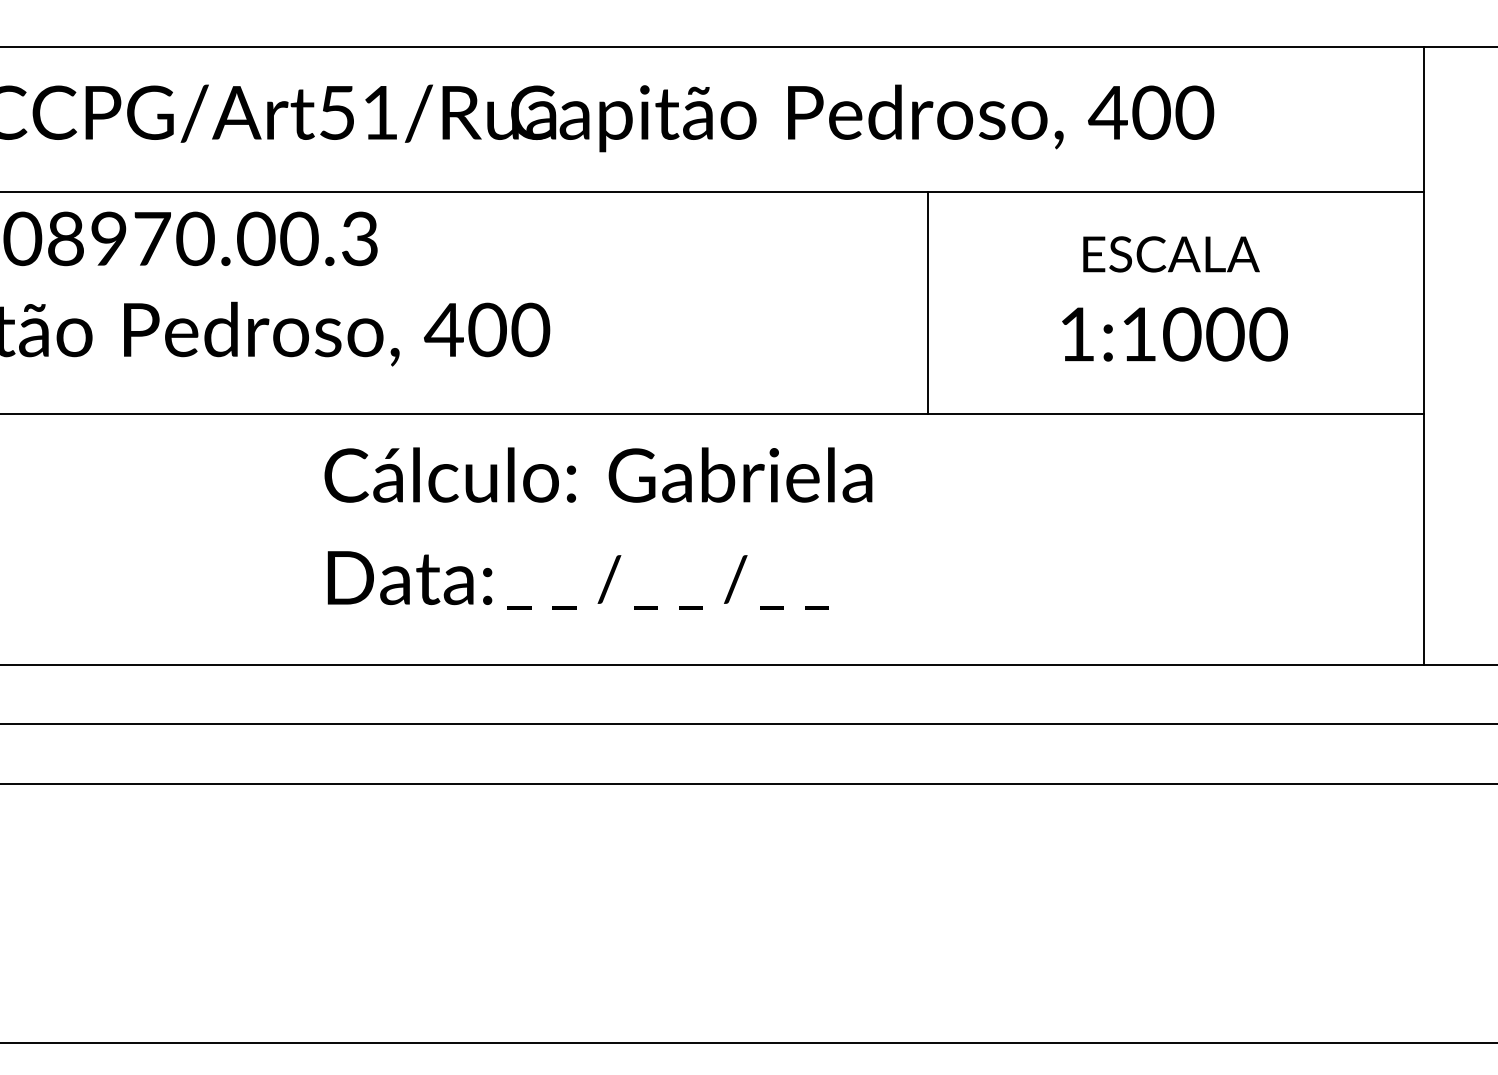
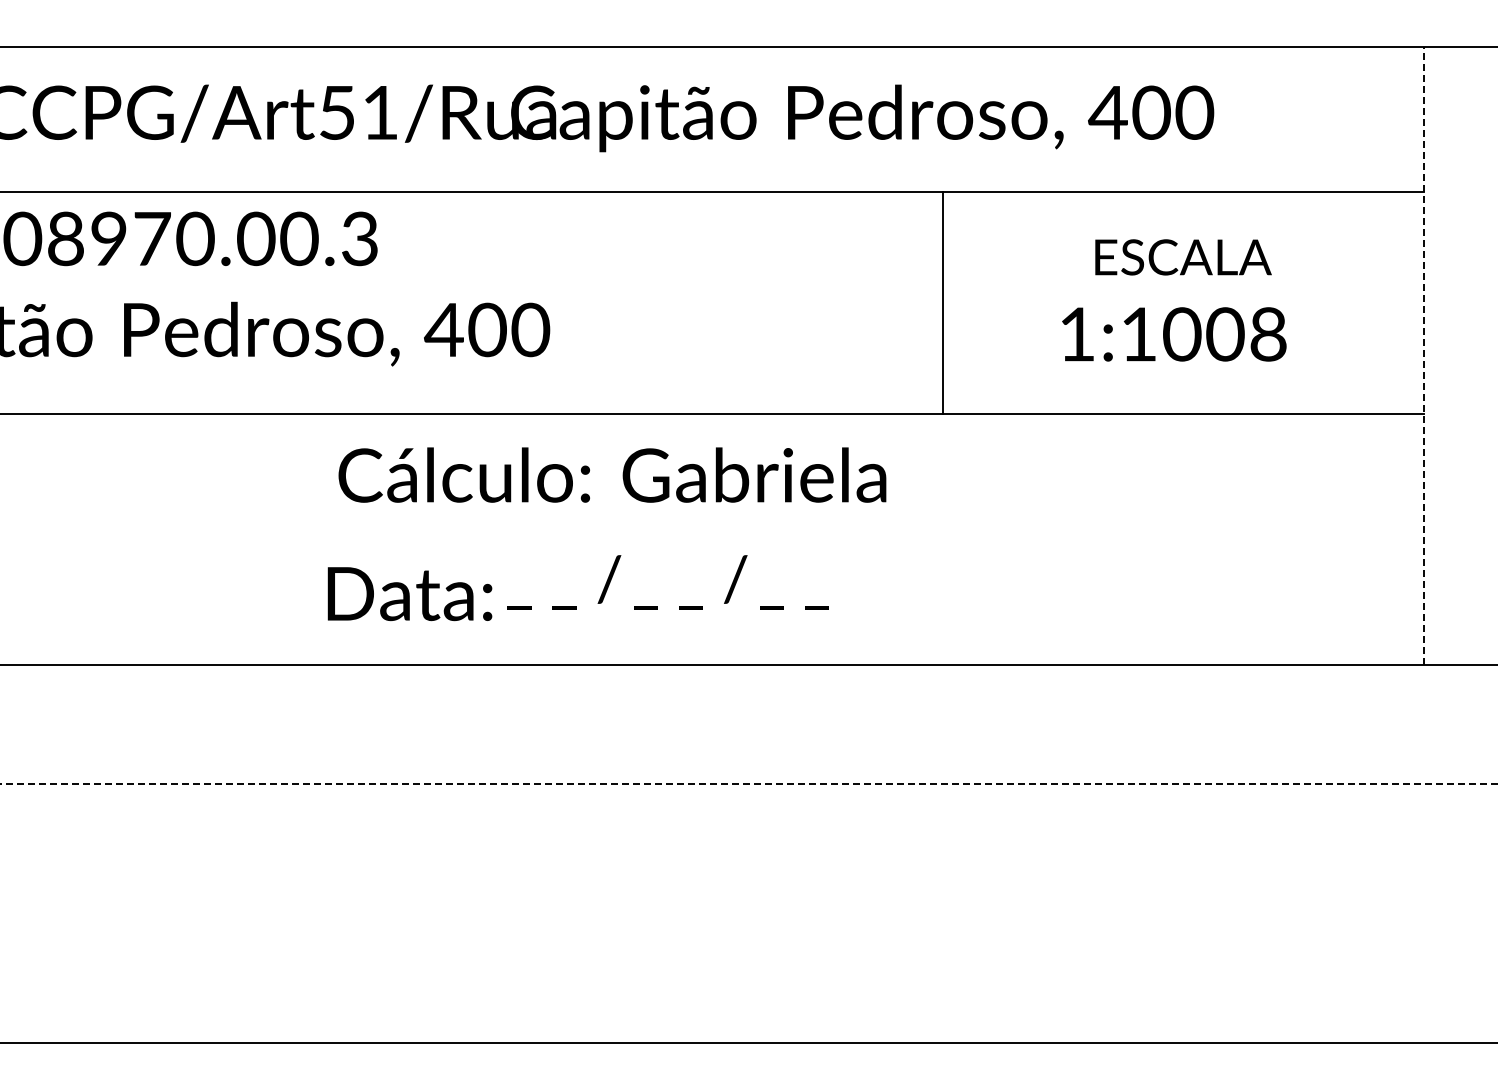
text position: (1171, 254) -> (1183, 257) (1183, 257)
line position: (927, 302) -> (942, 302) (942, 302)
text: 1:1000 -> 1:1008 (1268, 334)
line: solid -> dashed (1424, 355)
text position: (598, 474) -> (612, 474) (612, 474)
text position: (409, 578) -> (409, 594) (409, 594)
line: present -> none (748, 724)
line: solid -> dashed (749, 783)
